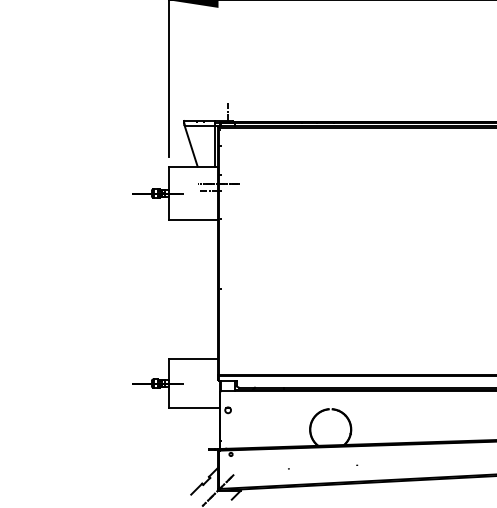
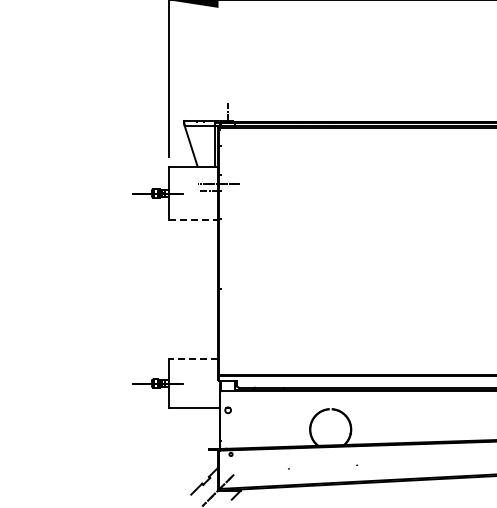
line: solid -> dashed (193, 220)
line: solid -> dashed (193, 359)
